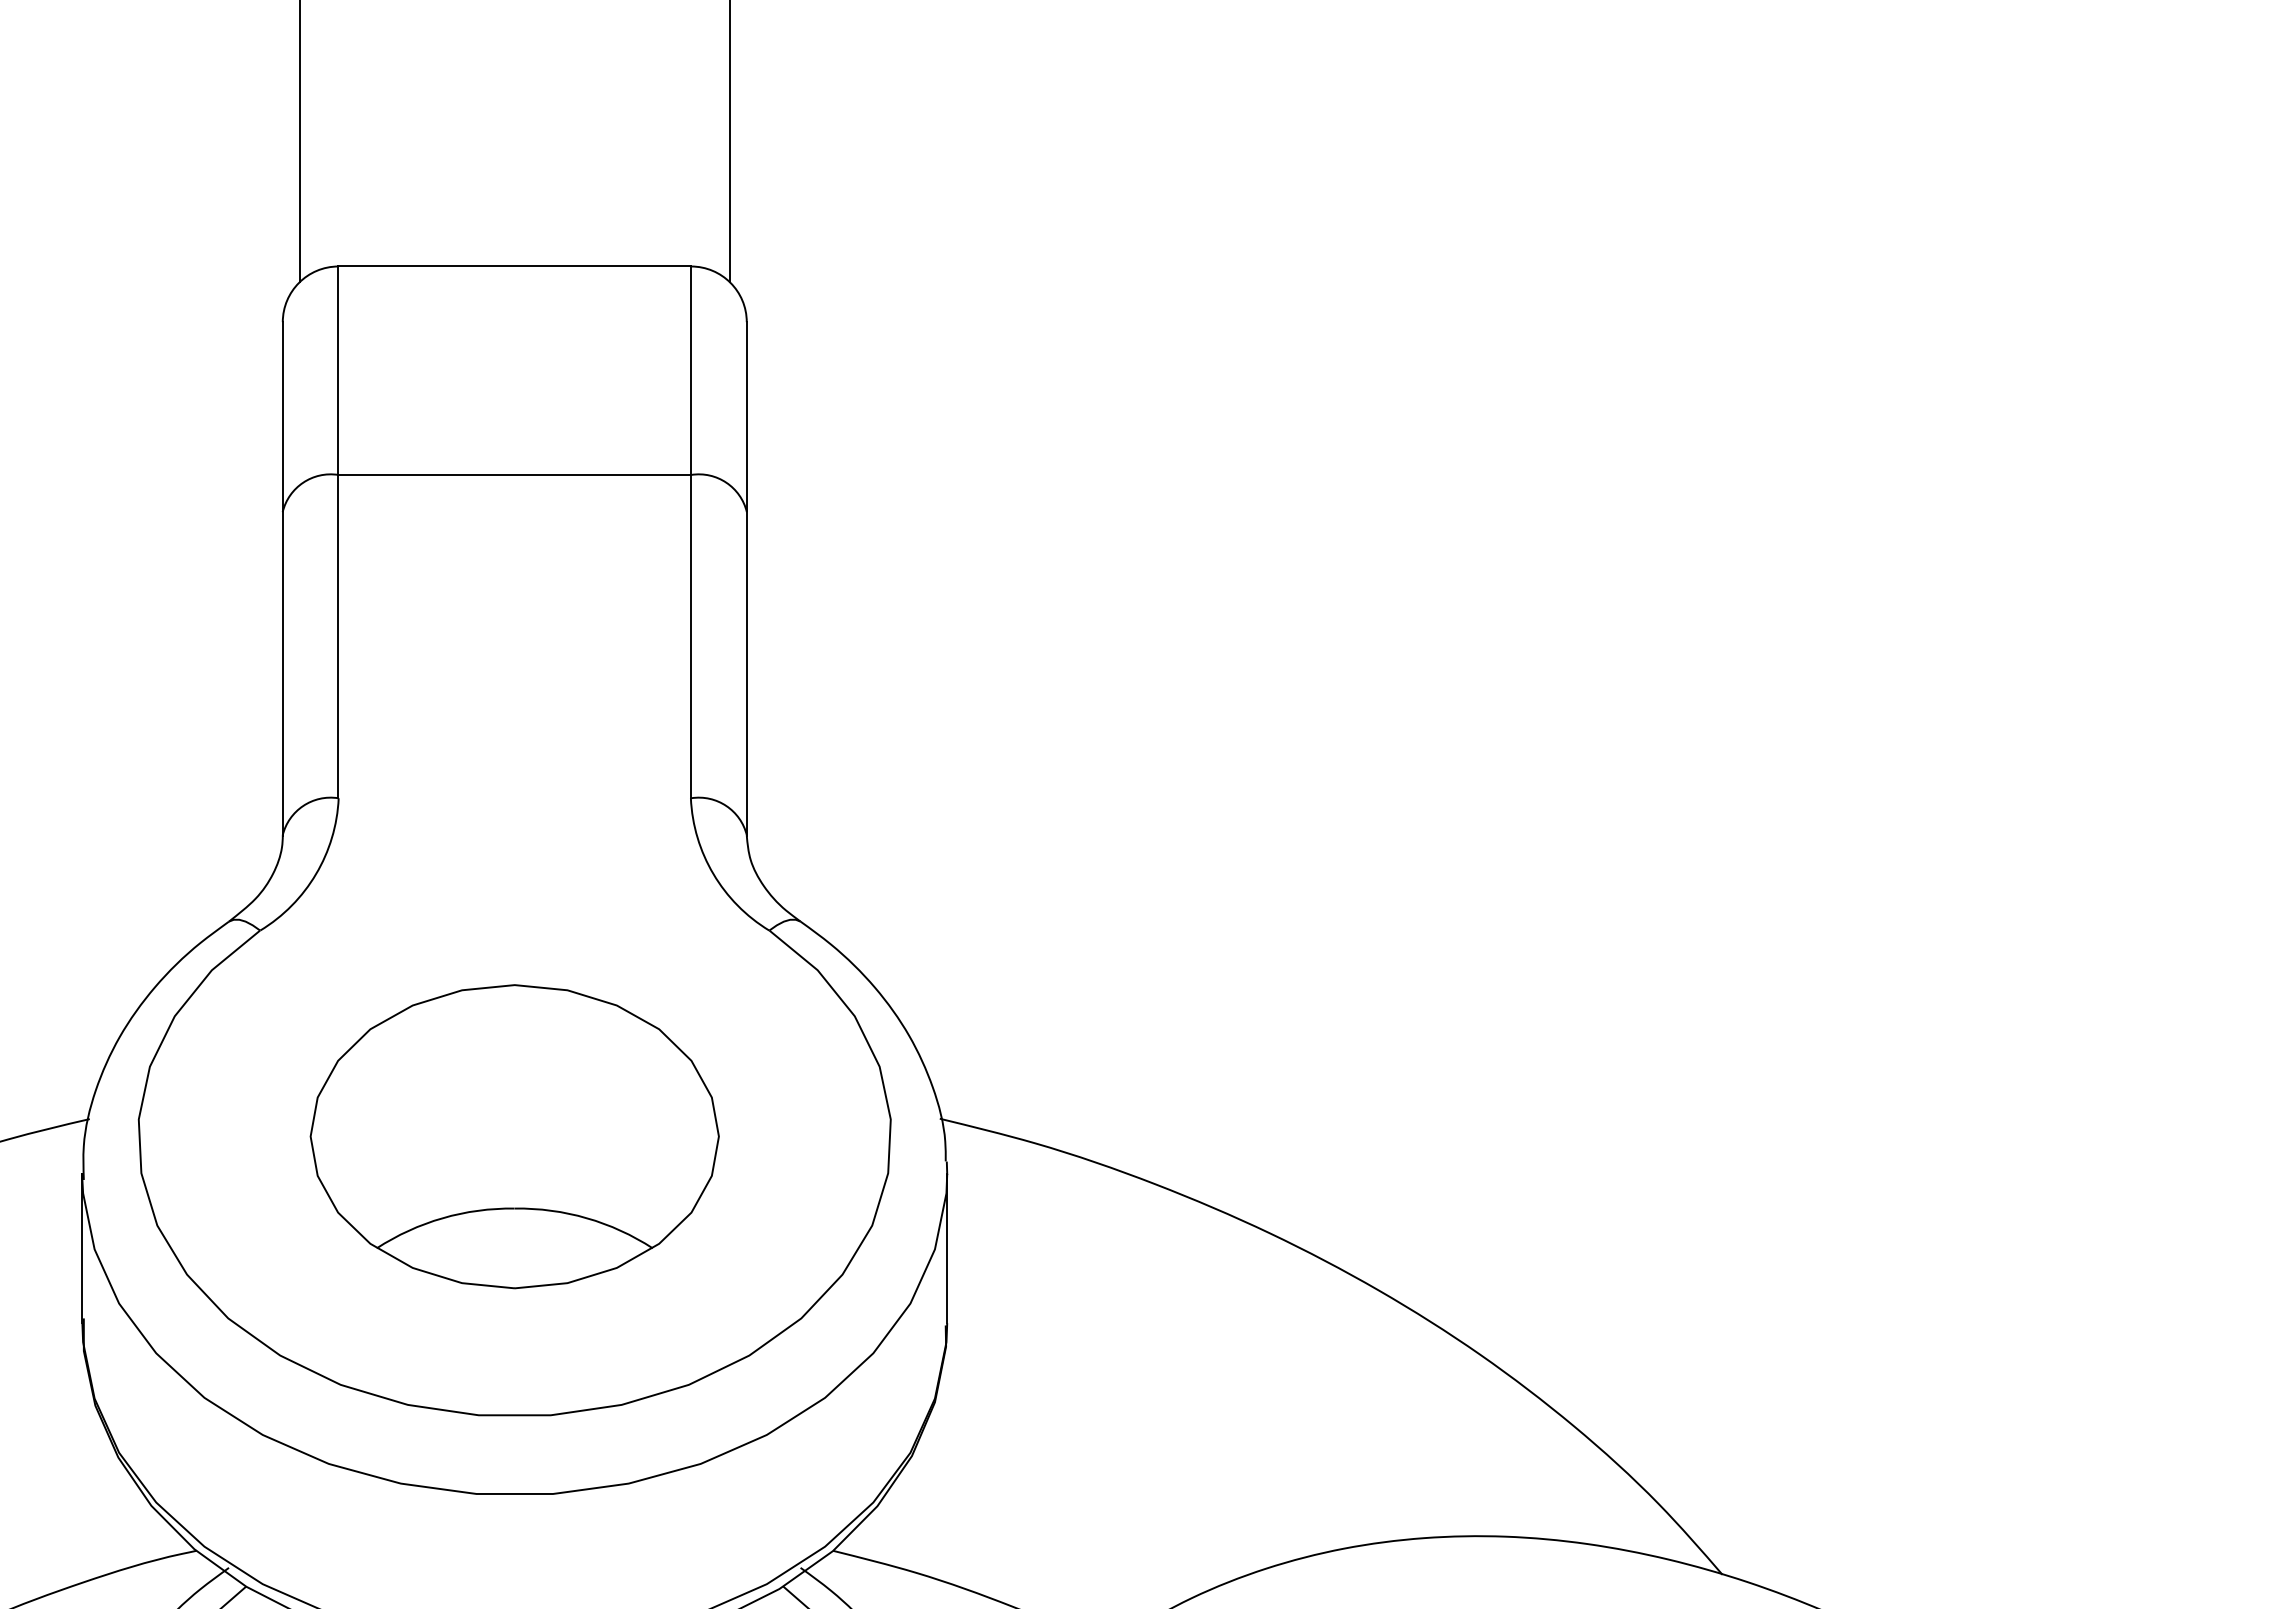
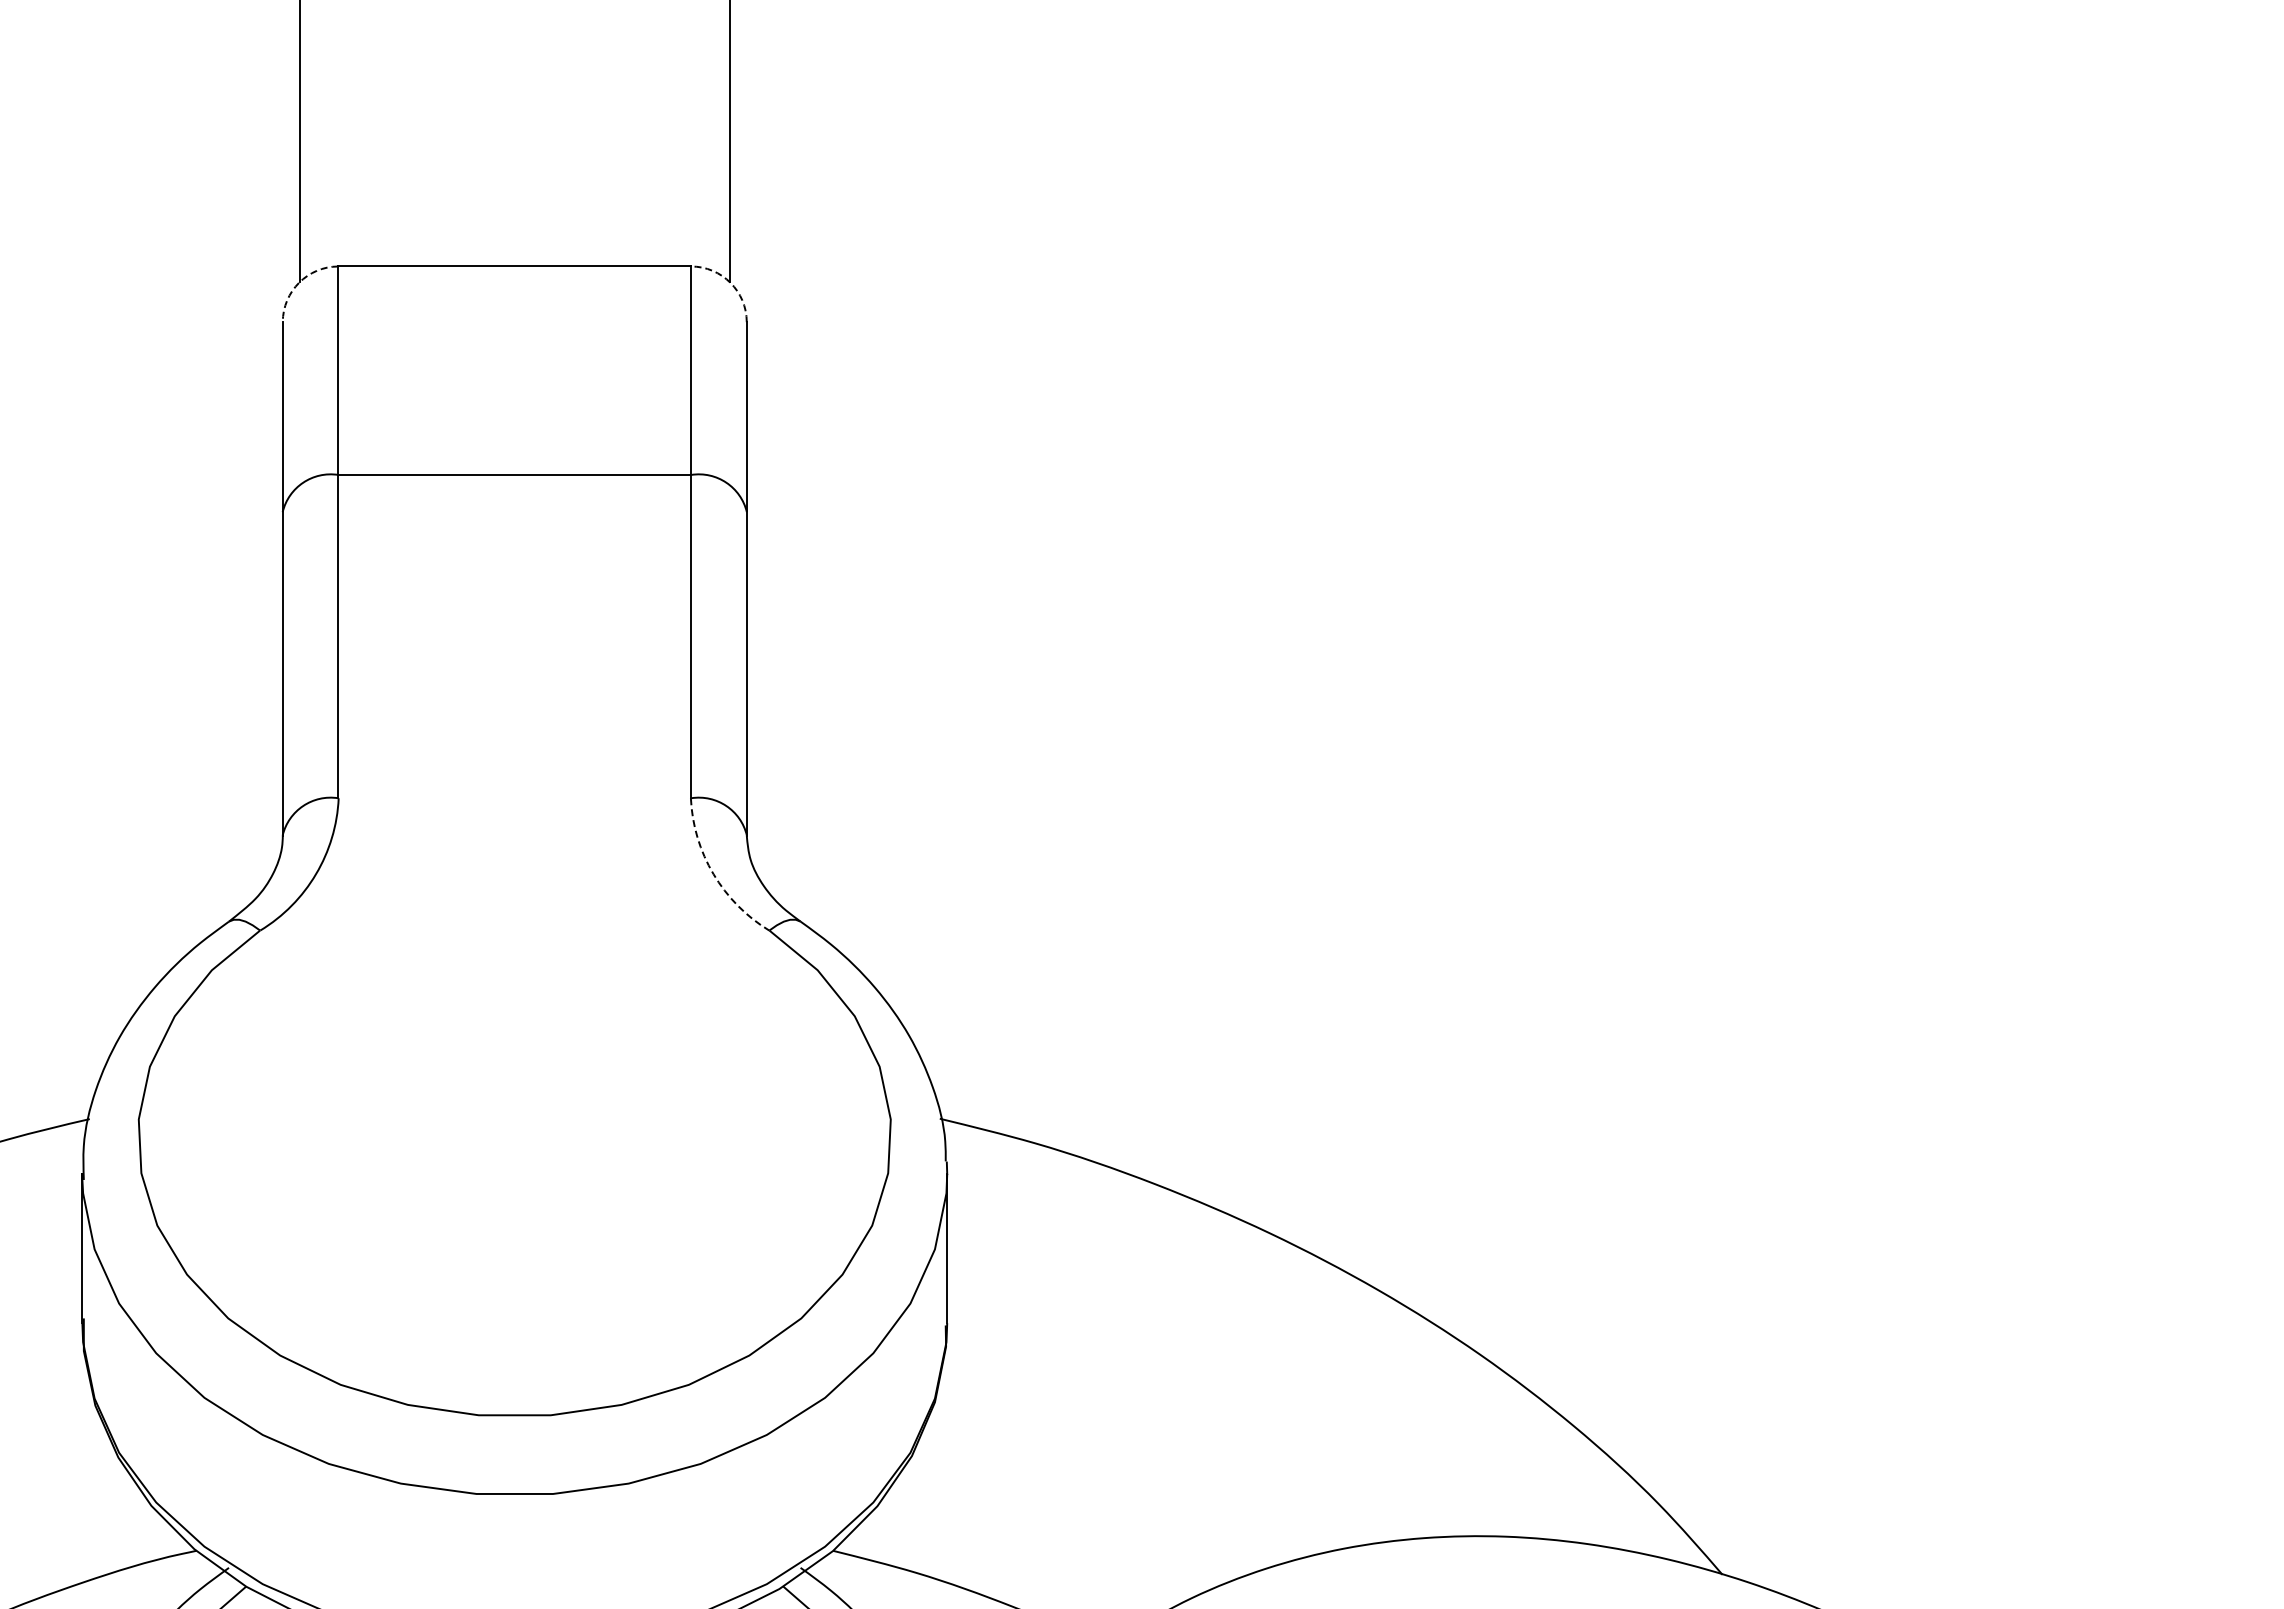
arc: solid -> dashed (299, 282)
arc: solid -> dashed (730, 282)
arc: solid -> dashed (713, 874)
part: present -> none (514, 1136)
